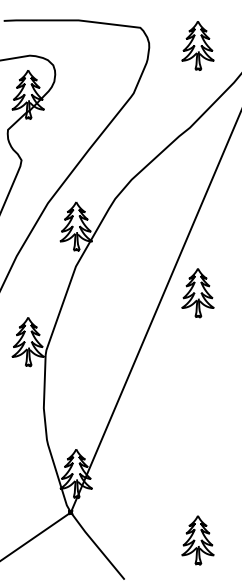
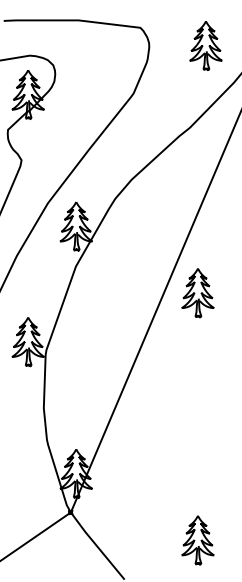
part position: (197, 45) -> (205, 45) (205, 45)
